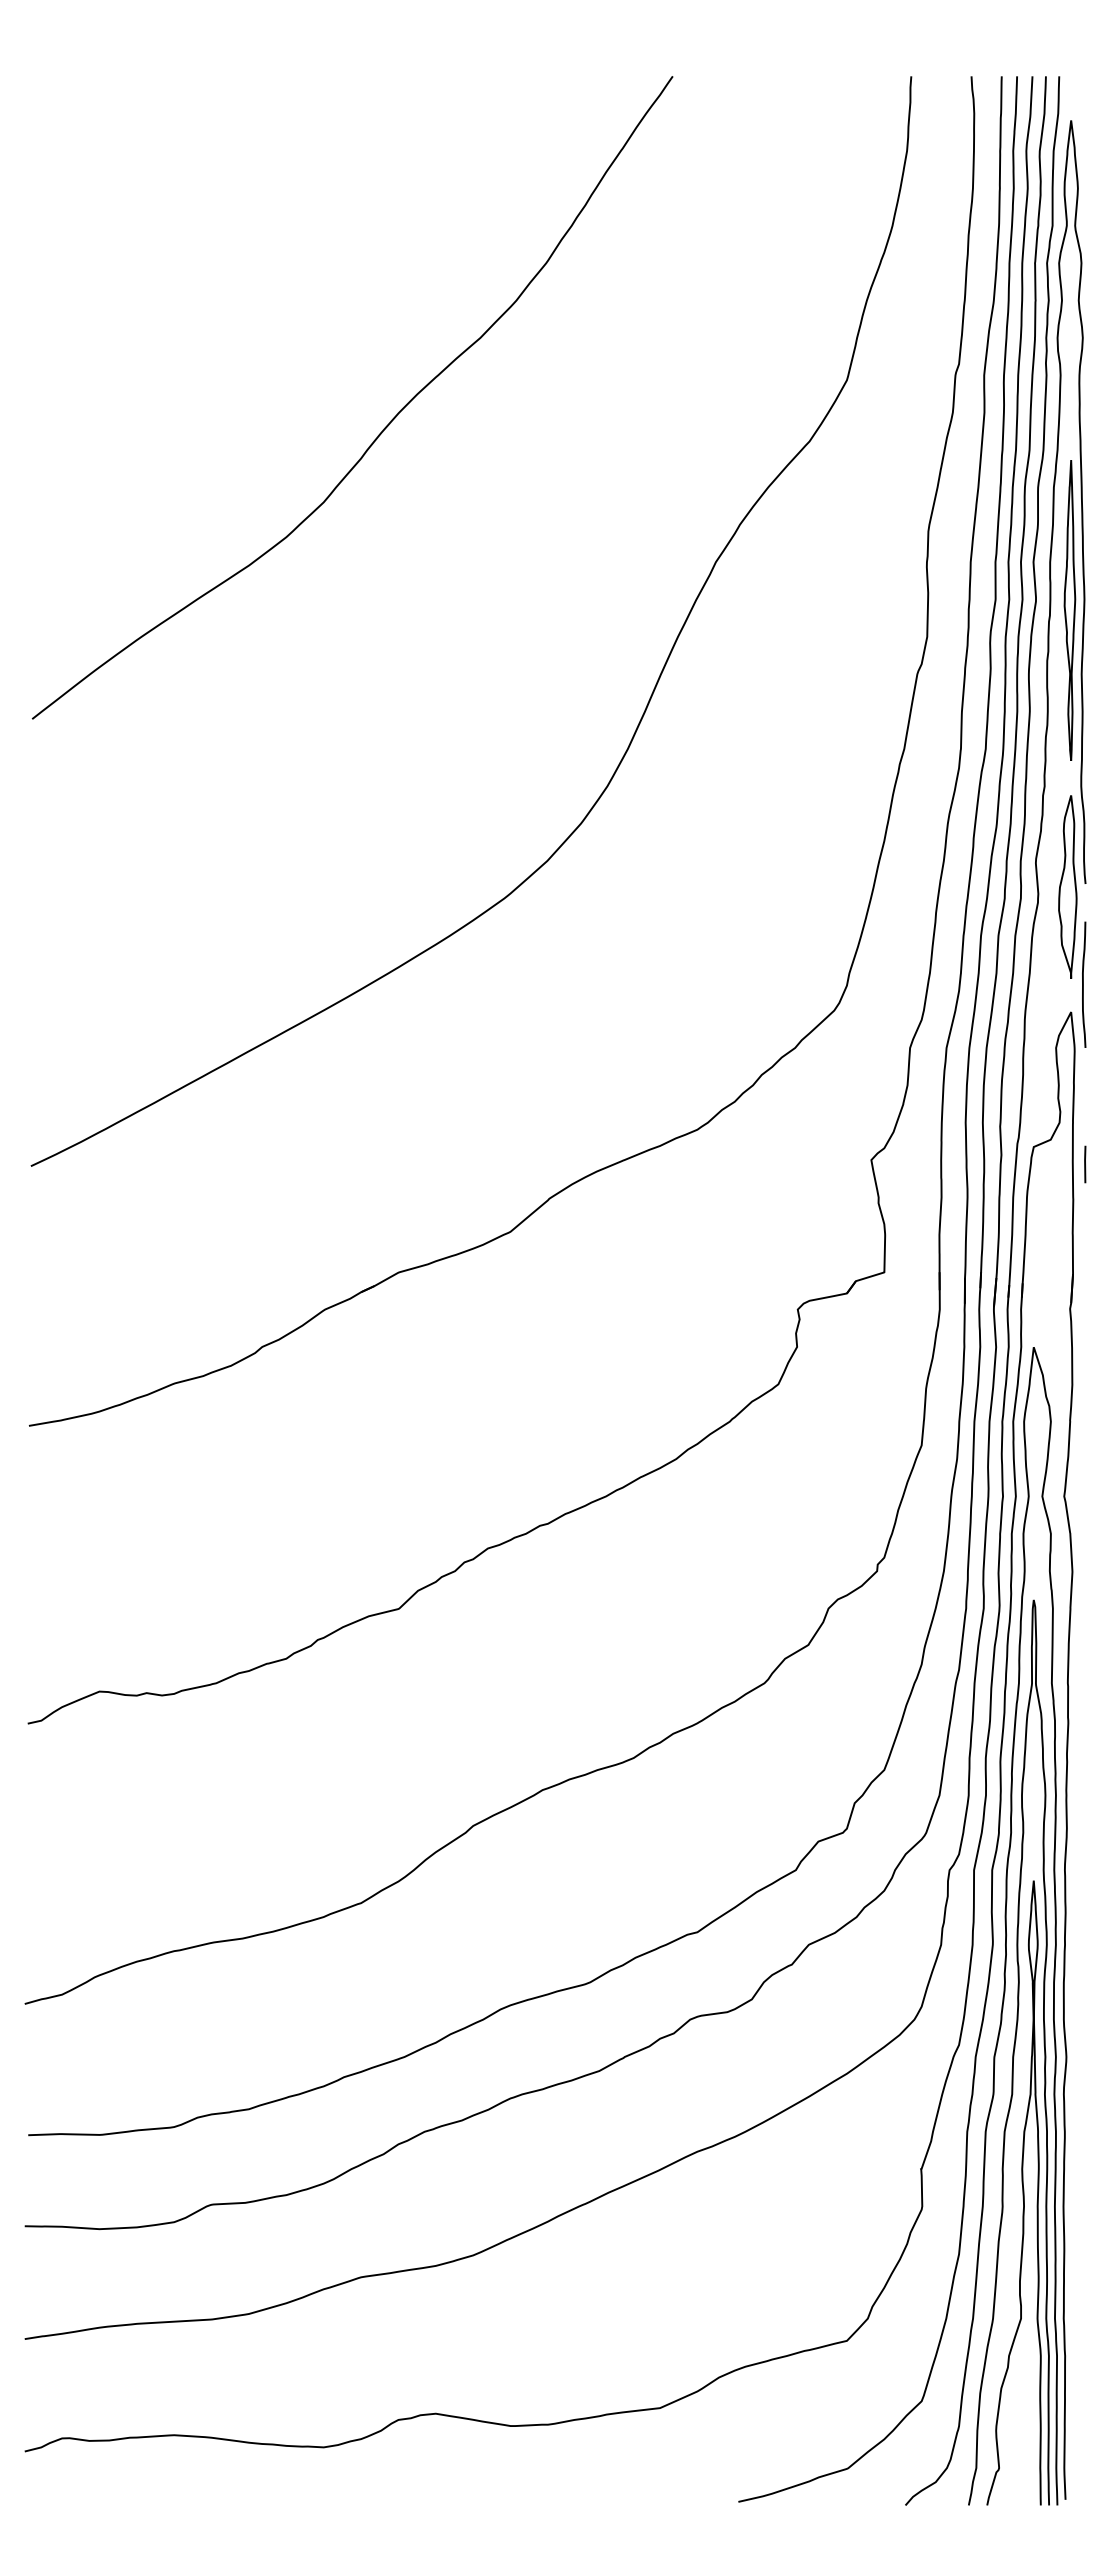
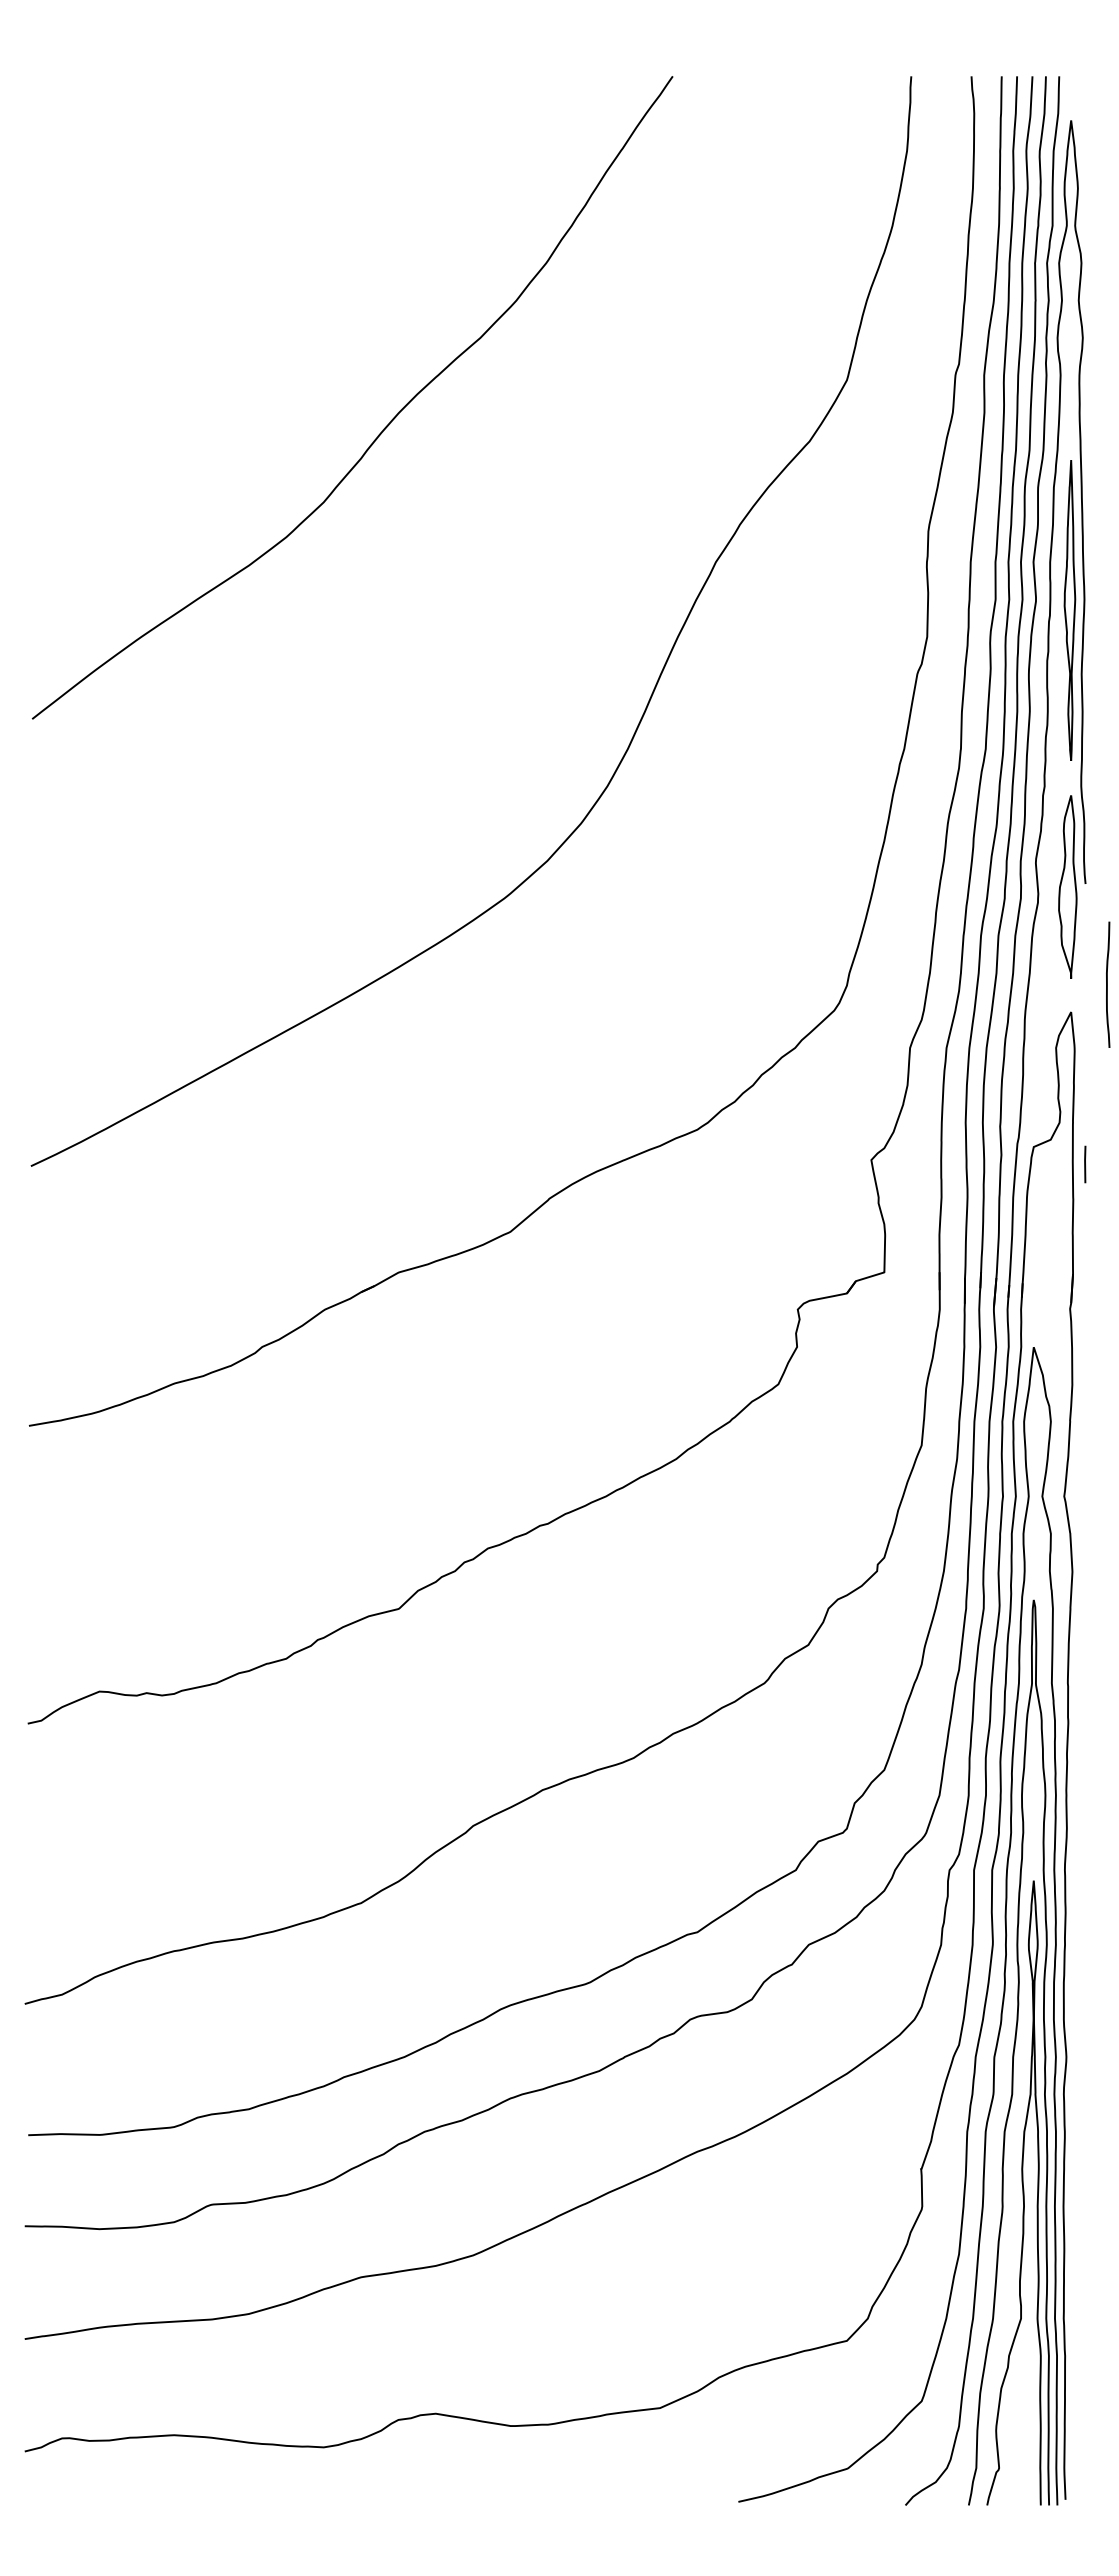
curve position: (1083, 984) -> (1107, 984) (1107, 984)
